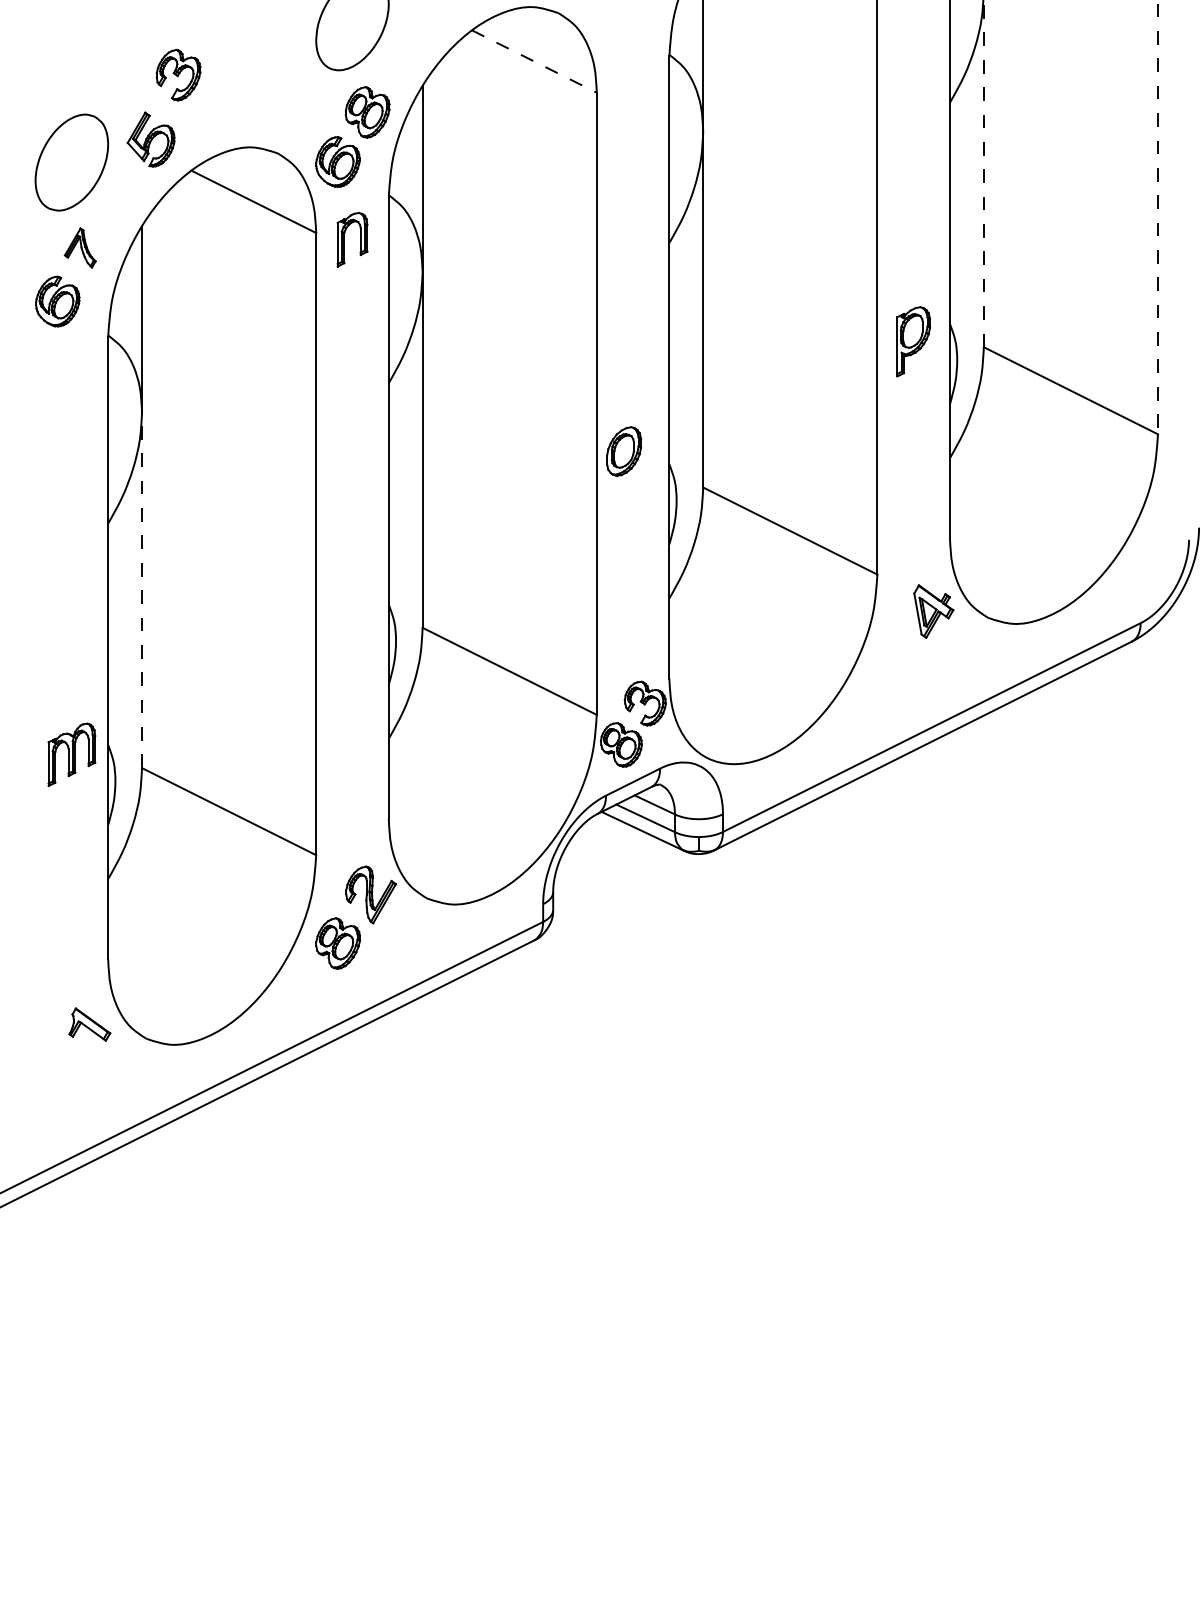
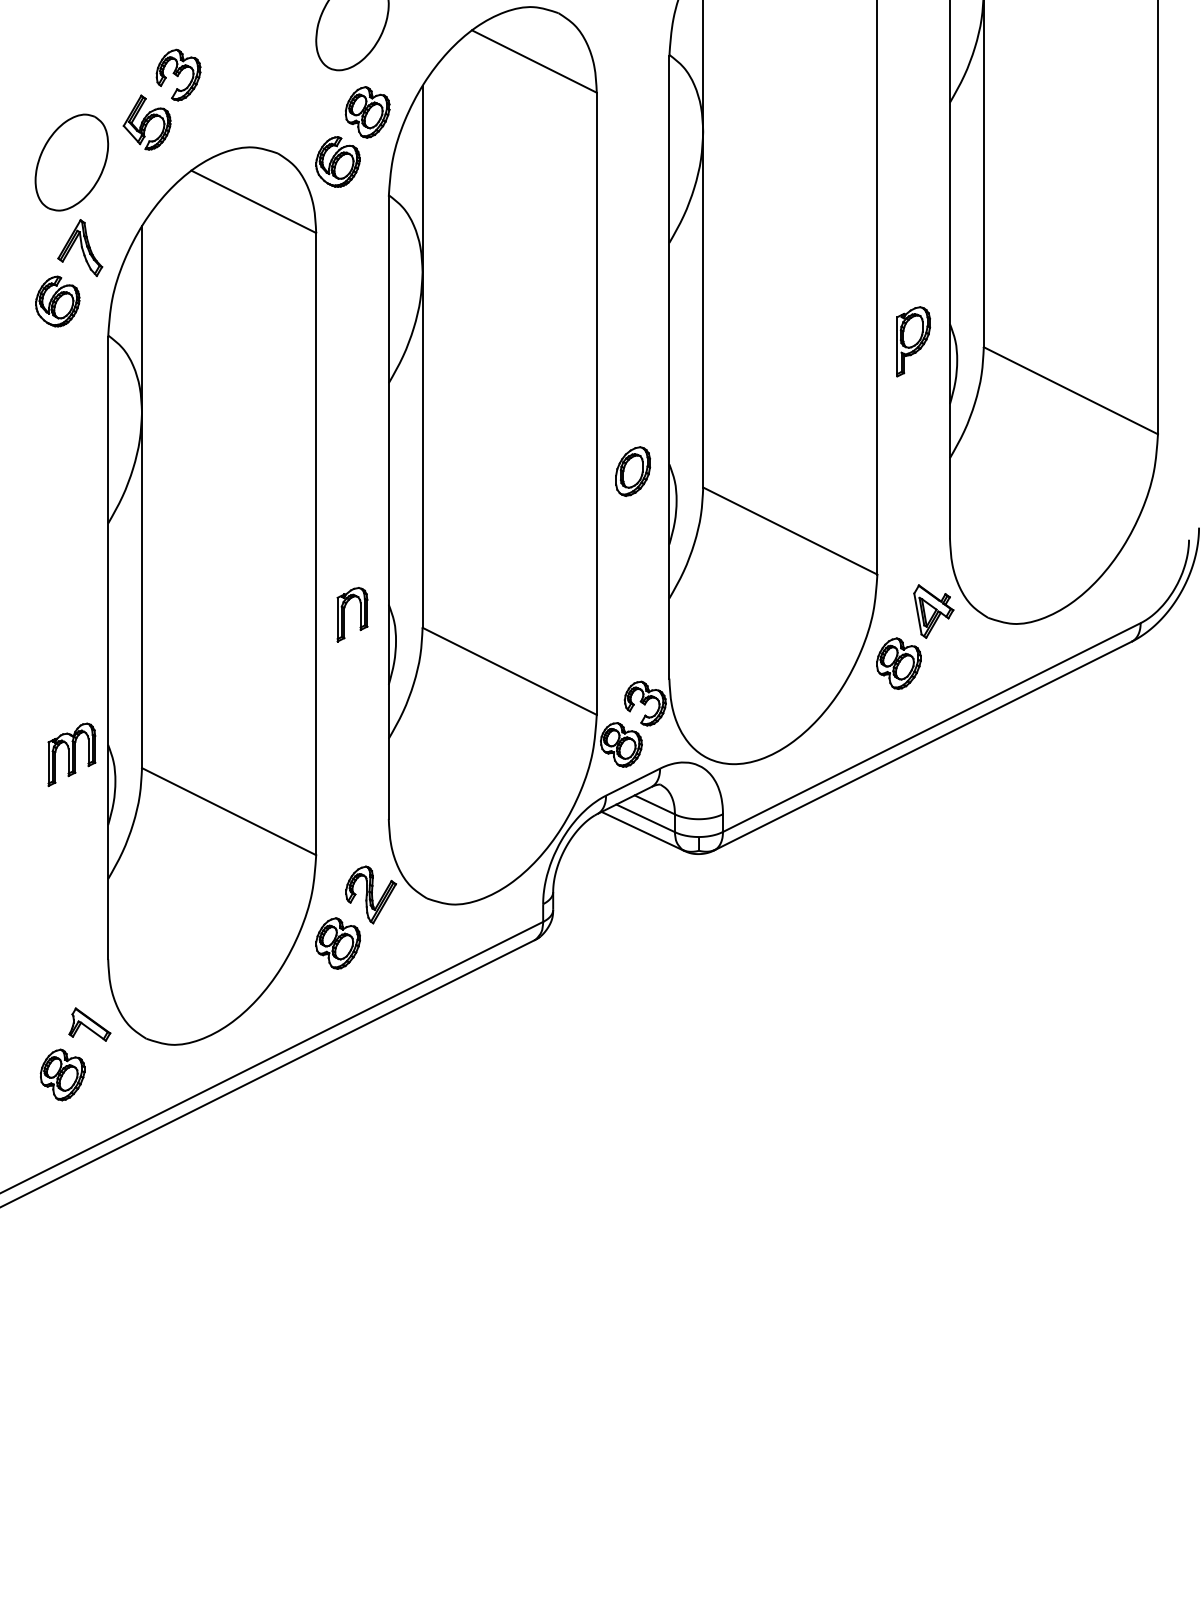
line: dashed -> solid (534, 61)
part position: (150, 139) -> (146, 122) (146, 122)
line: dashed -> solid (983, 173)
line: dashed -> solid (1157, 217)
part position: (344, 239) -> (344, 614) (344, 614)
part size: 34x42 px -> 47x58 px (80, 247)
part position: (624, 451) -> (633, 471) (633, 471)
line: dashed -> solid (142, 590)
part: none -> present (898, 663)
part: none -> present (62, 1074)
